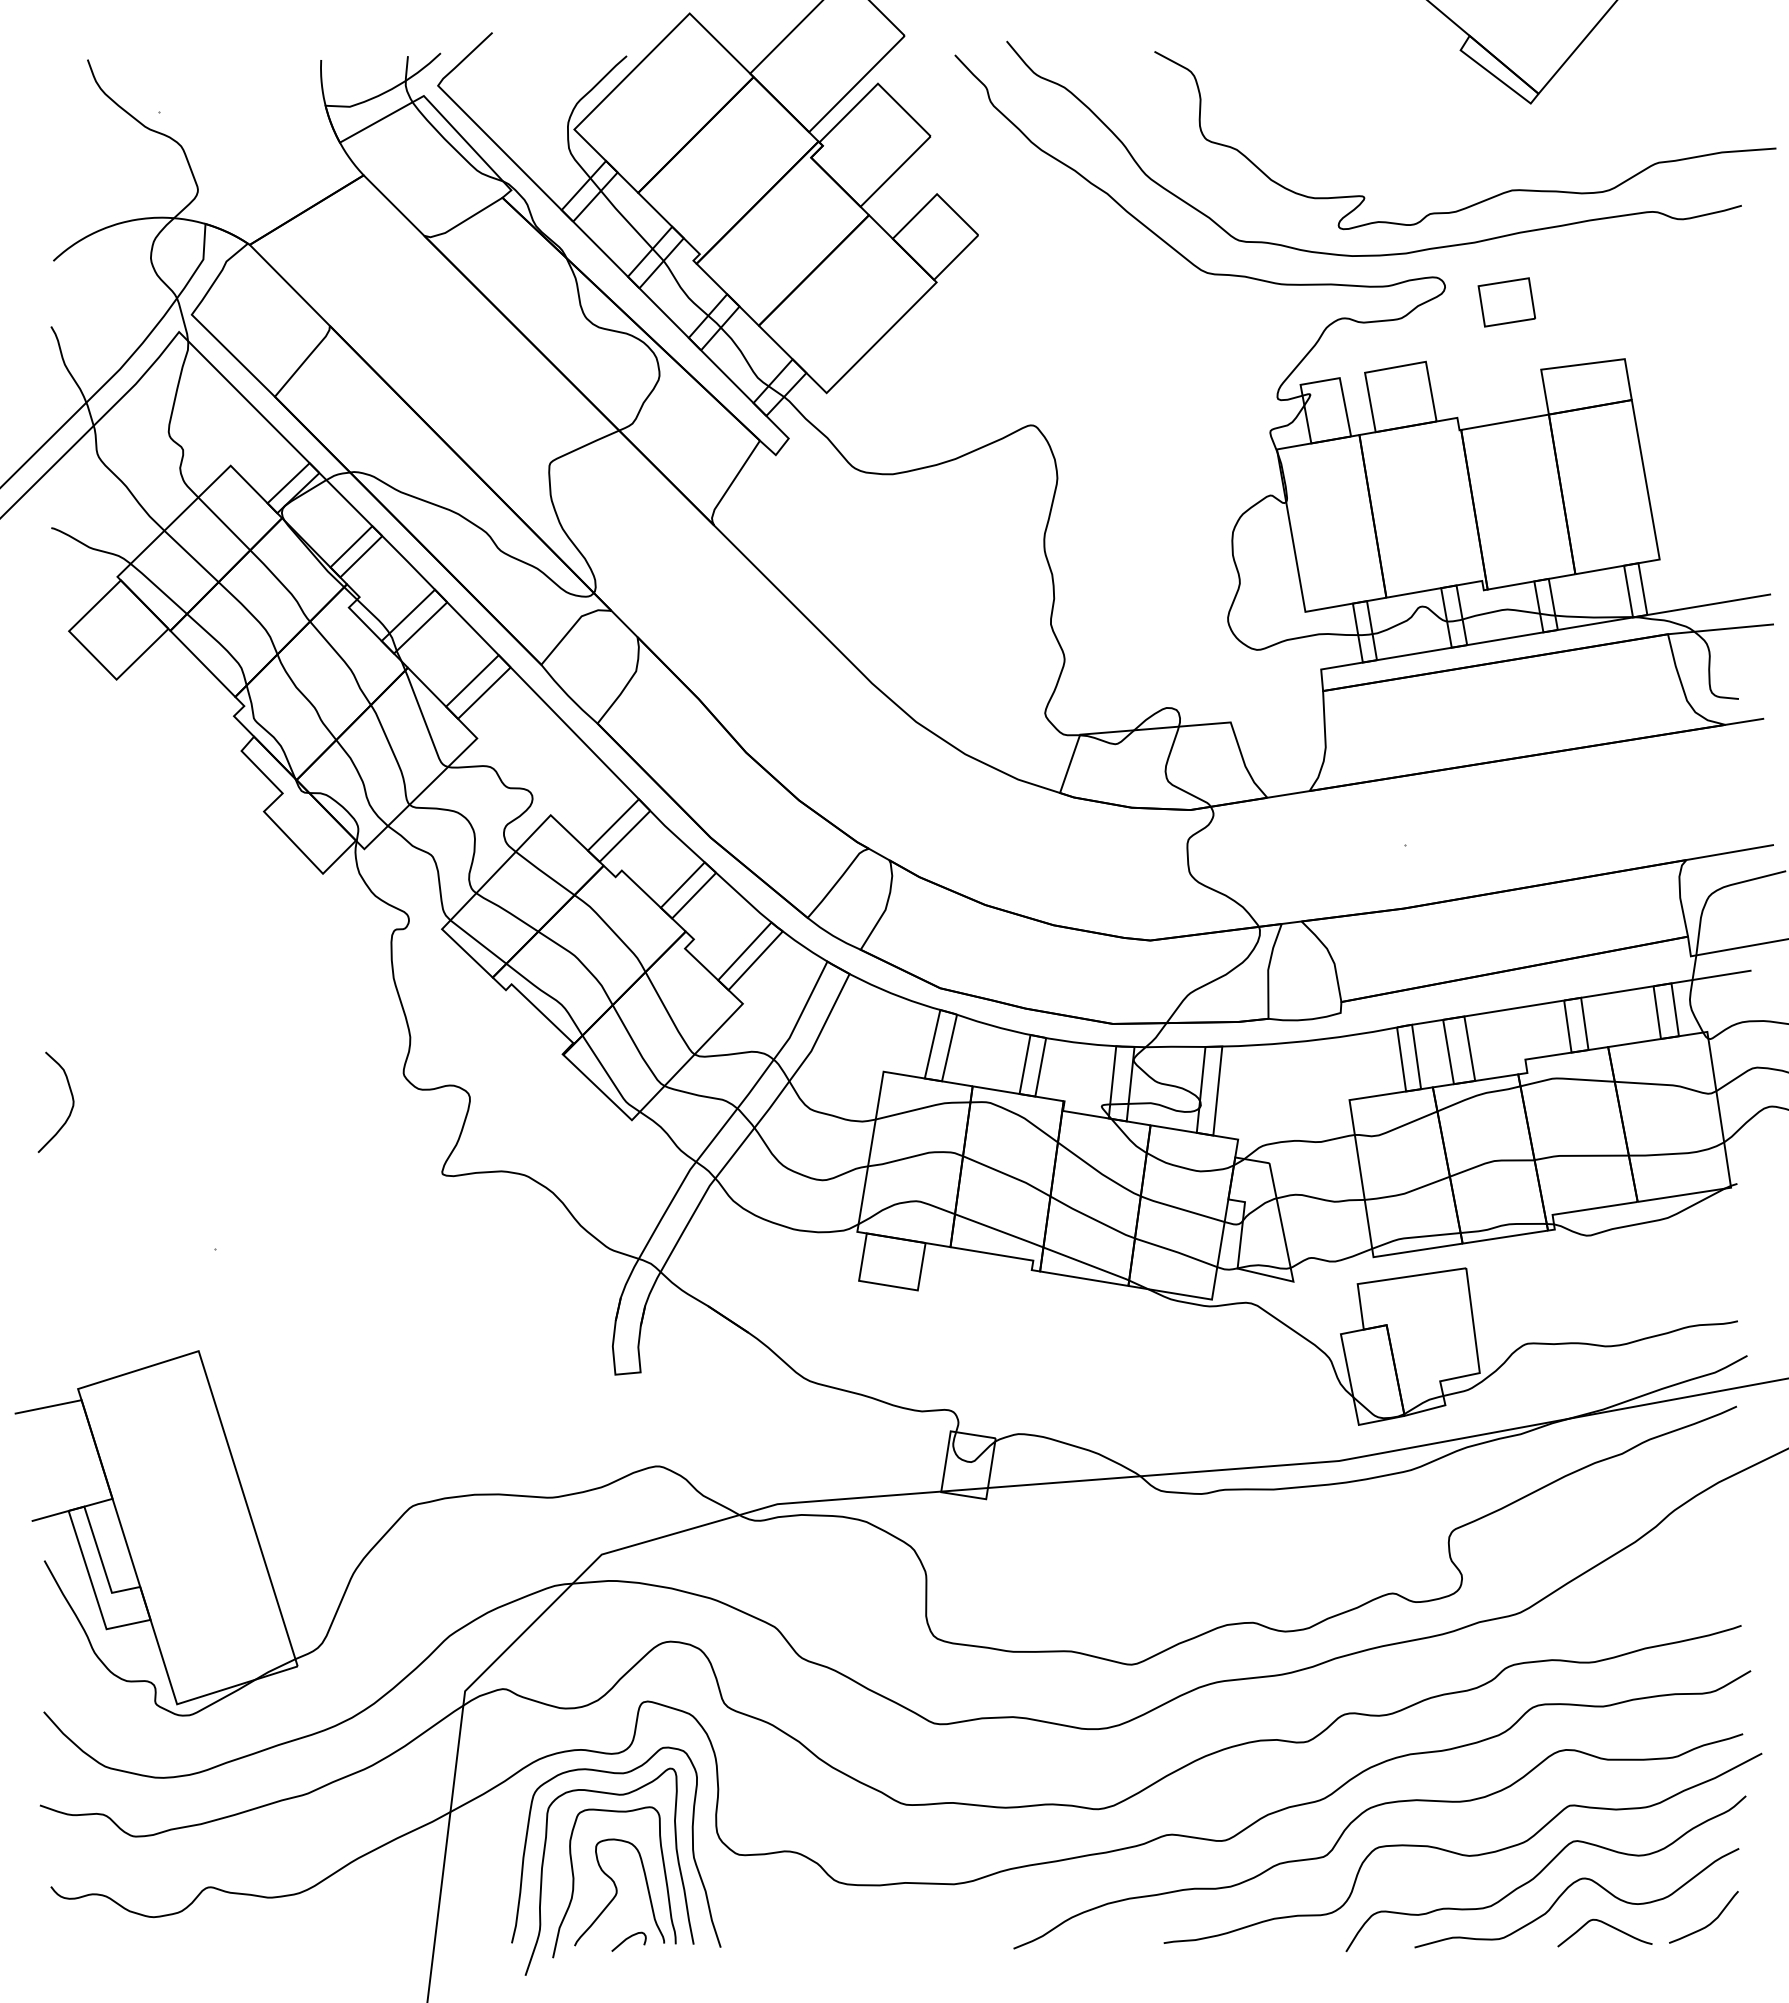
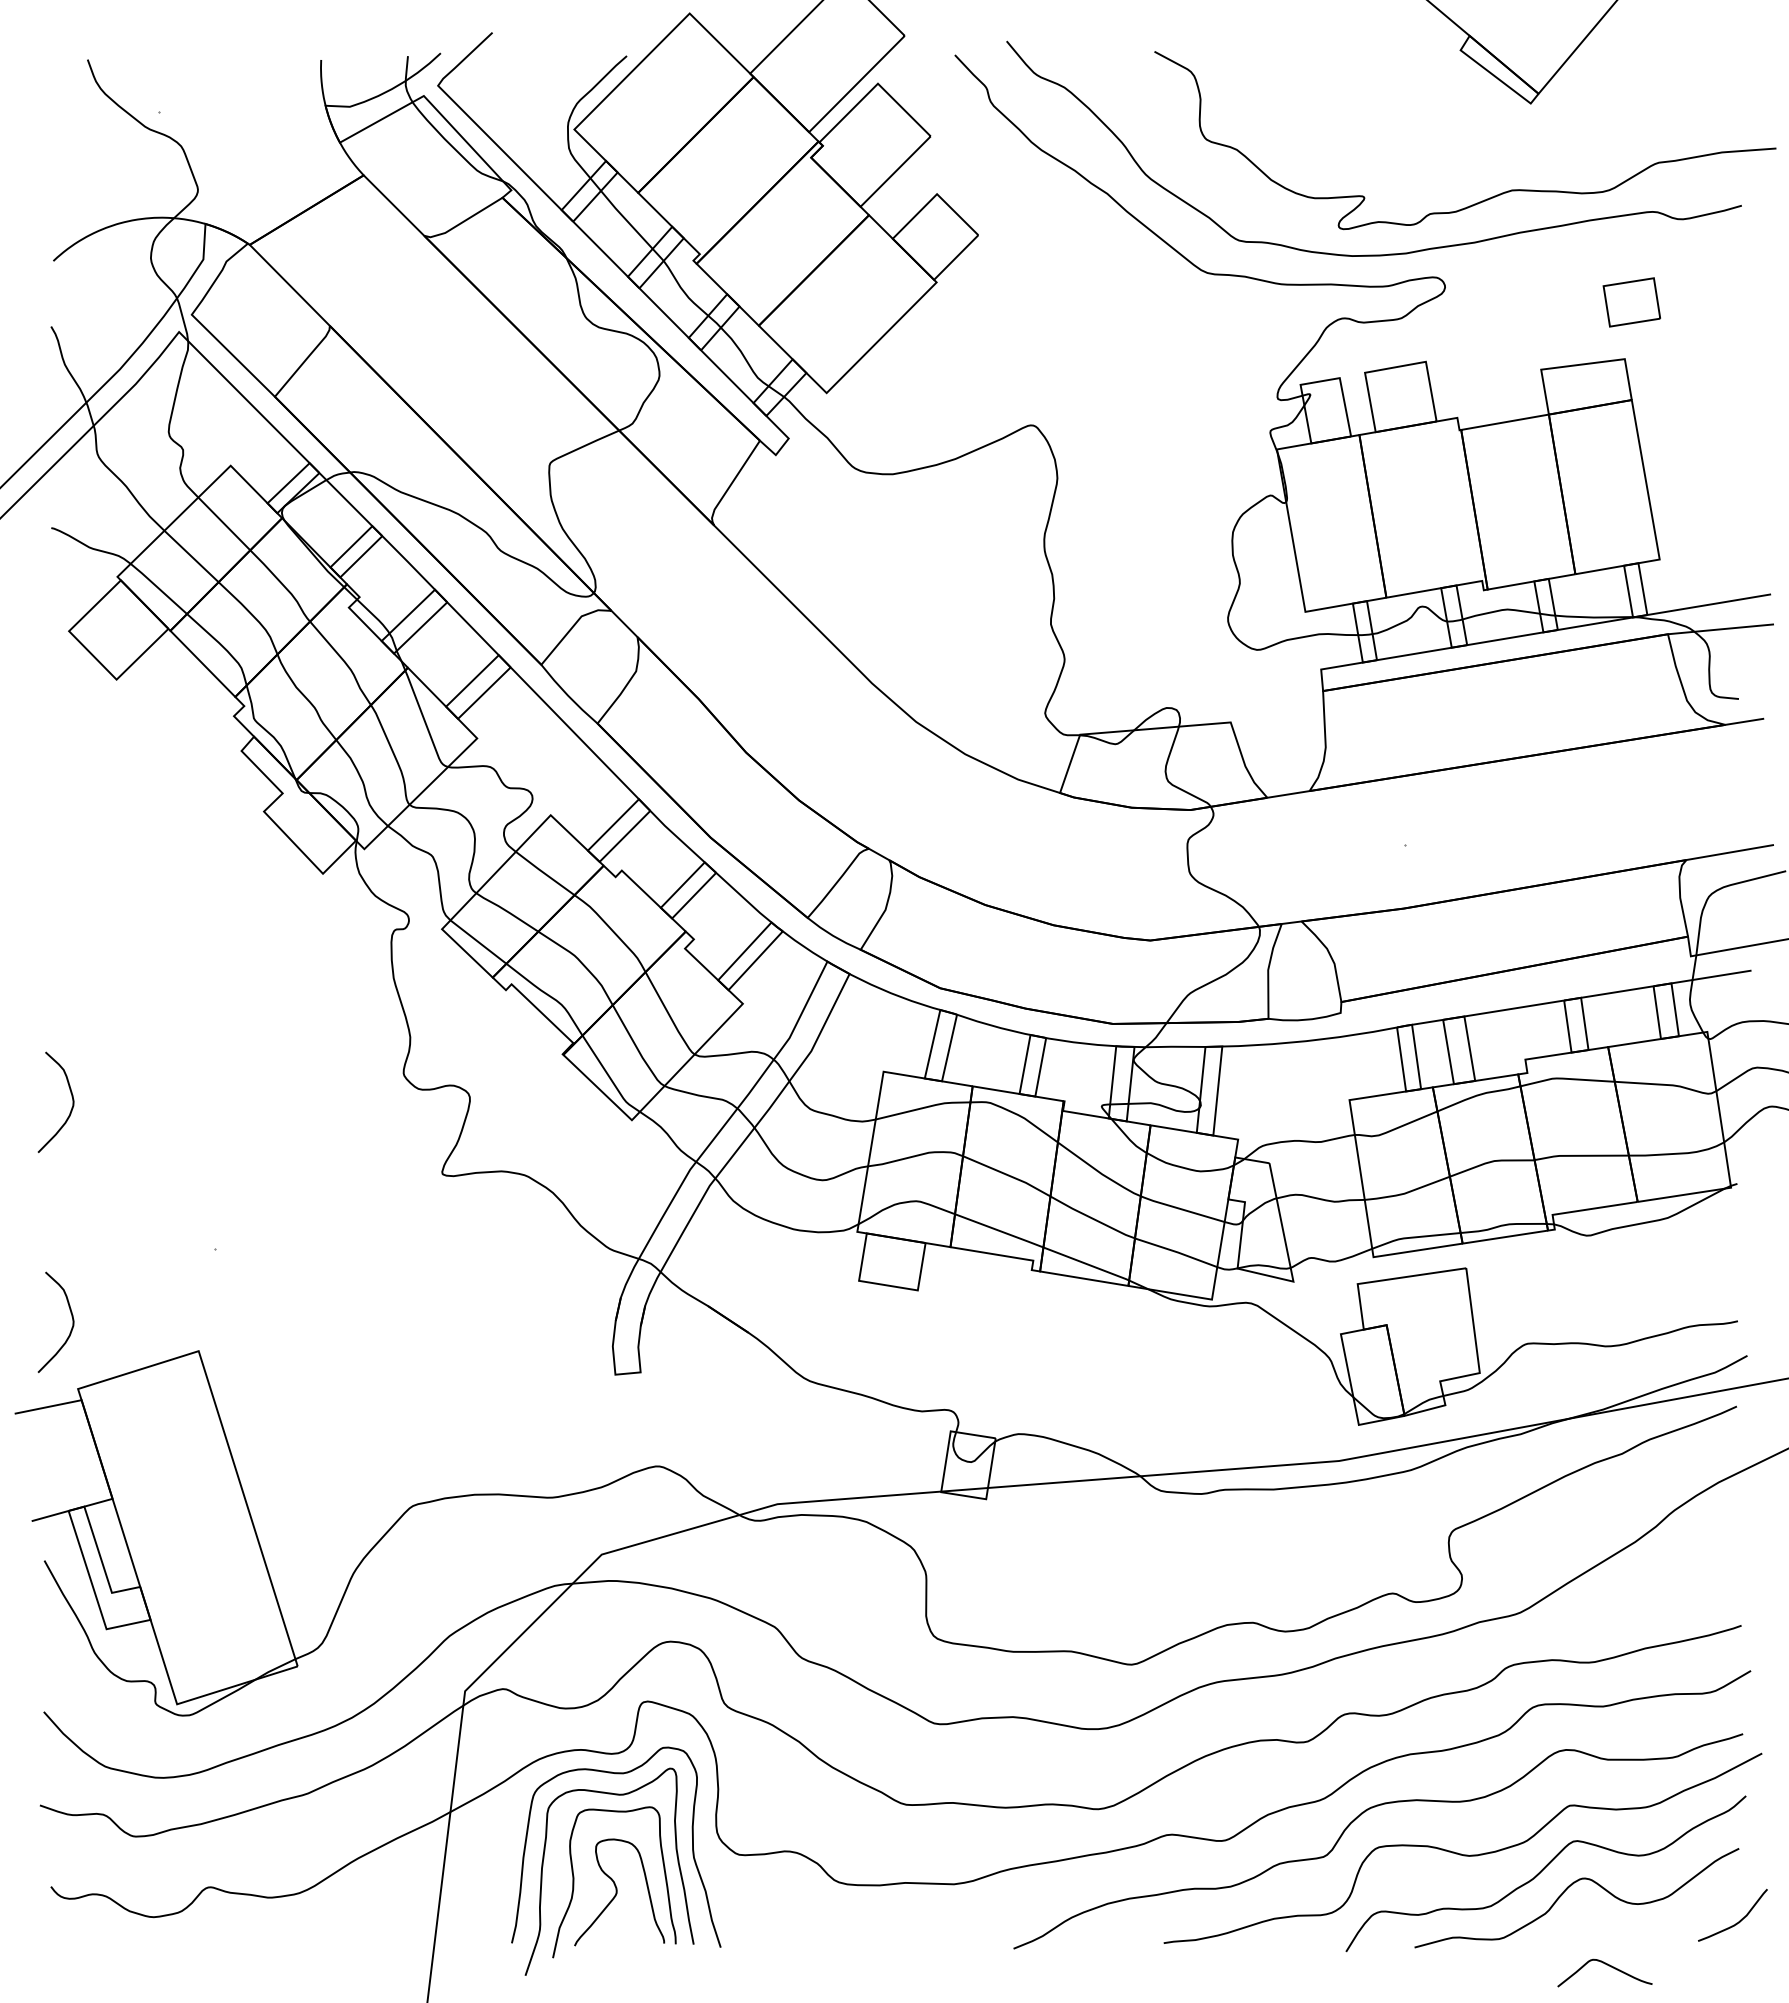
part position: (1506, 302) -> (1631, 302) (1631, 302)
curve: none -> present (71, 1317)
curve position: (1707, 1924) -> (1736, 1922) (1736, 1922)
curve position: (1608, 1926) -> (1608, 1966) (1608, 1966)
curve: present -> none (627, 1939)
